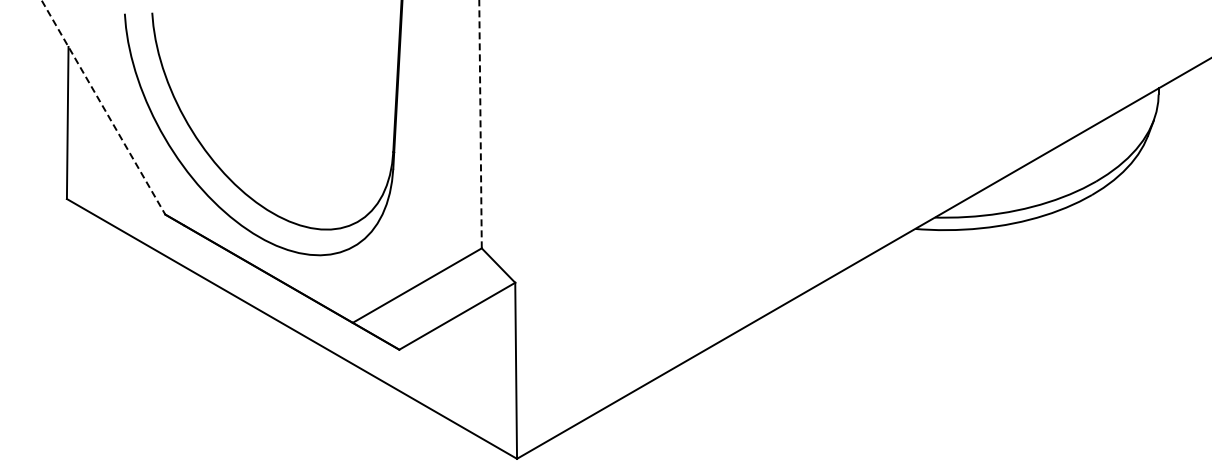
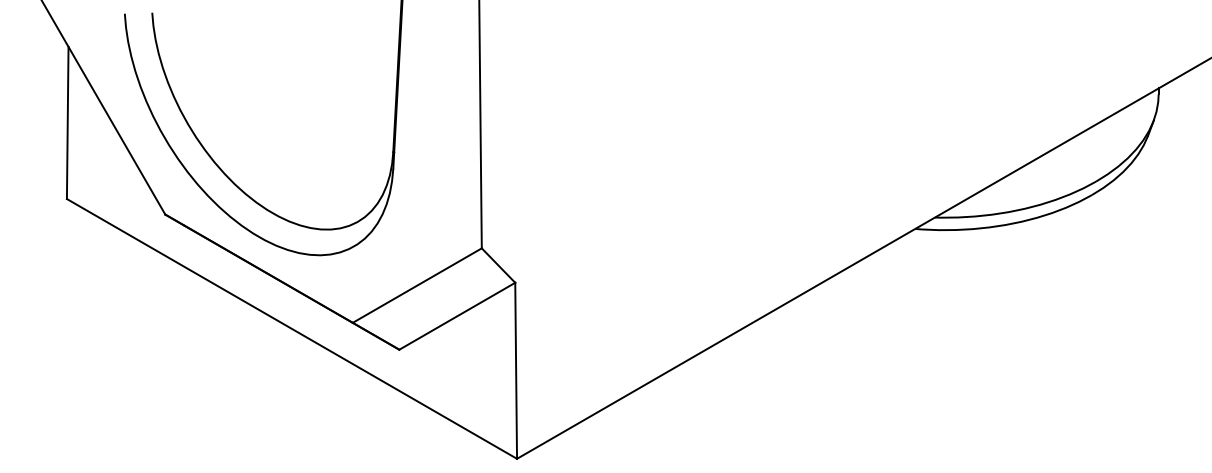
line: dashed -> solid (103, 108)
line: dashed -> solid (480, 124)
